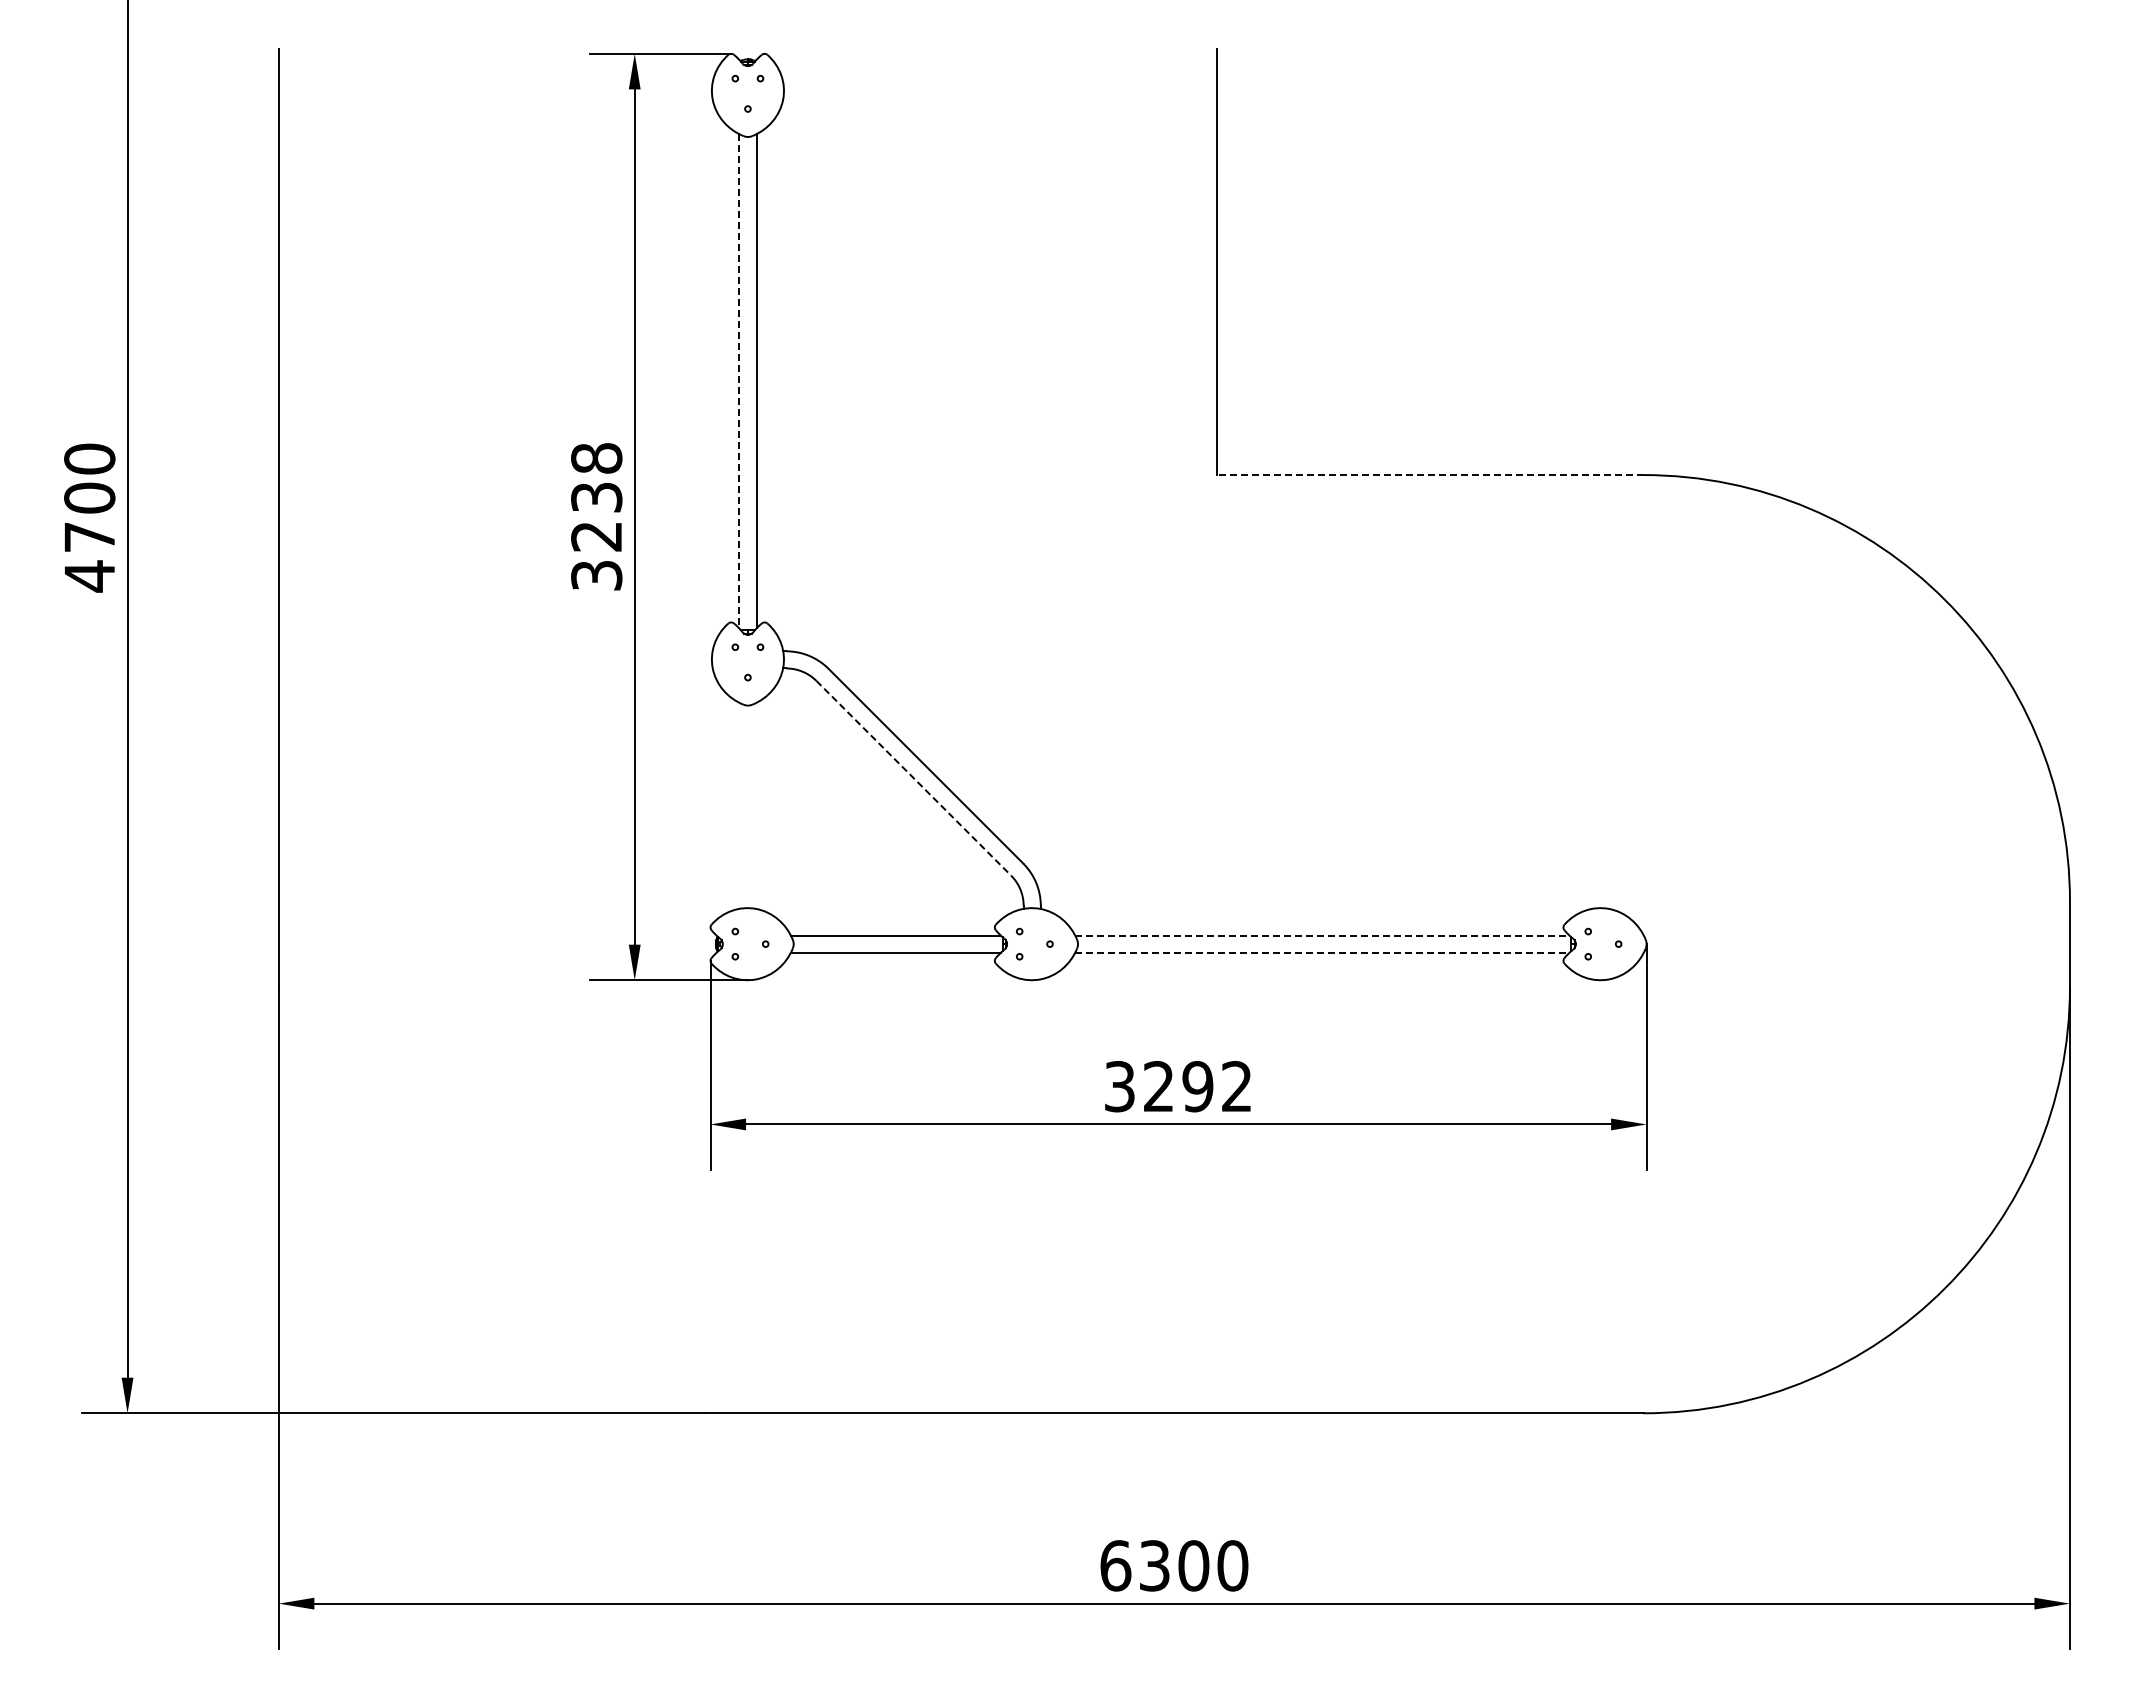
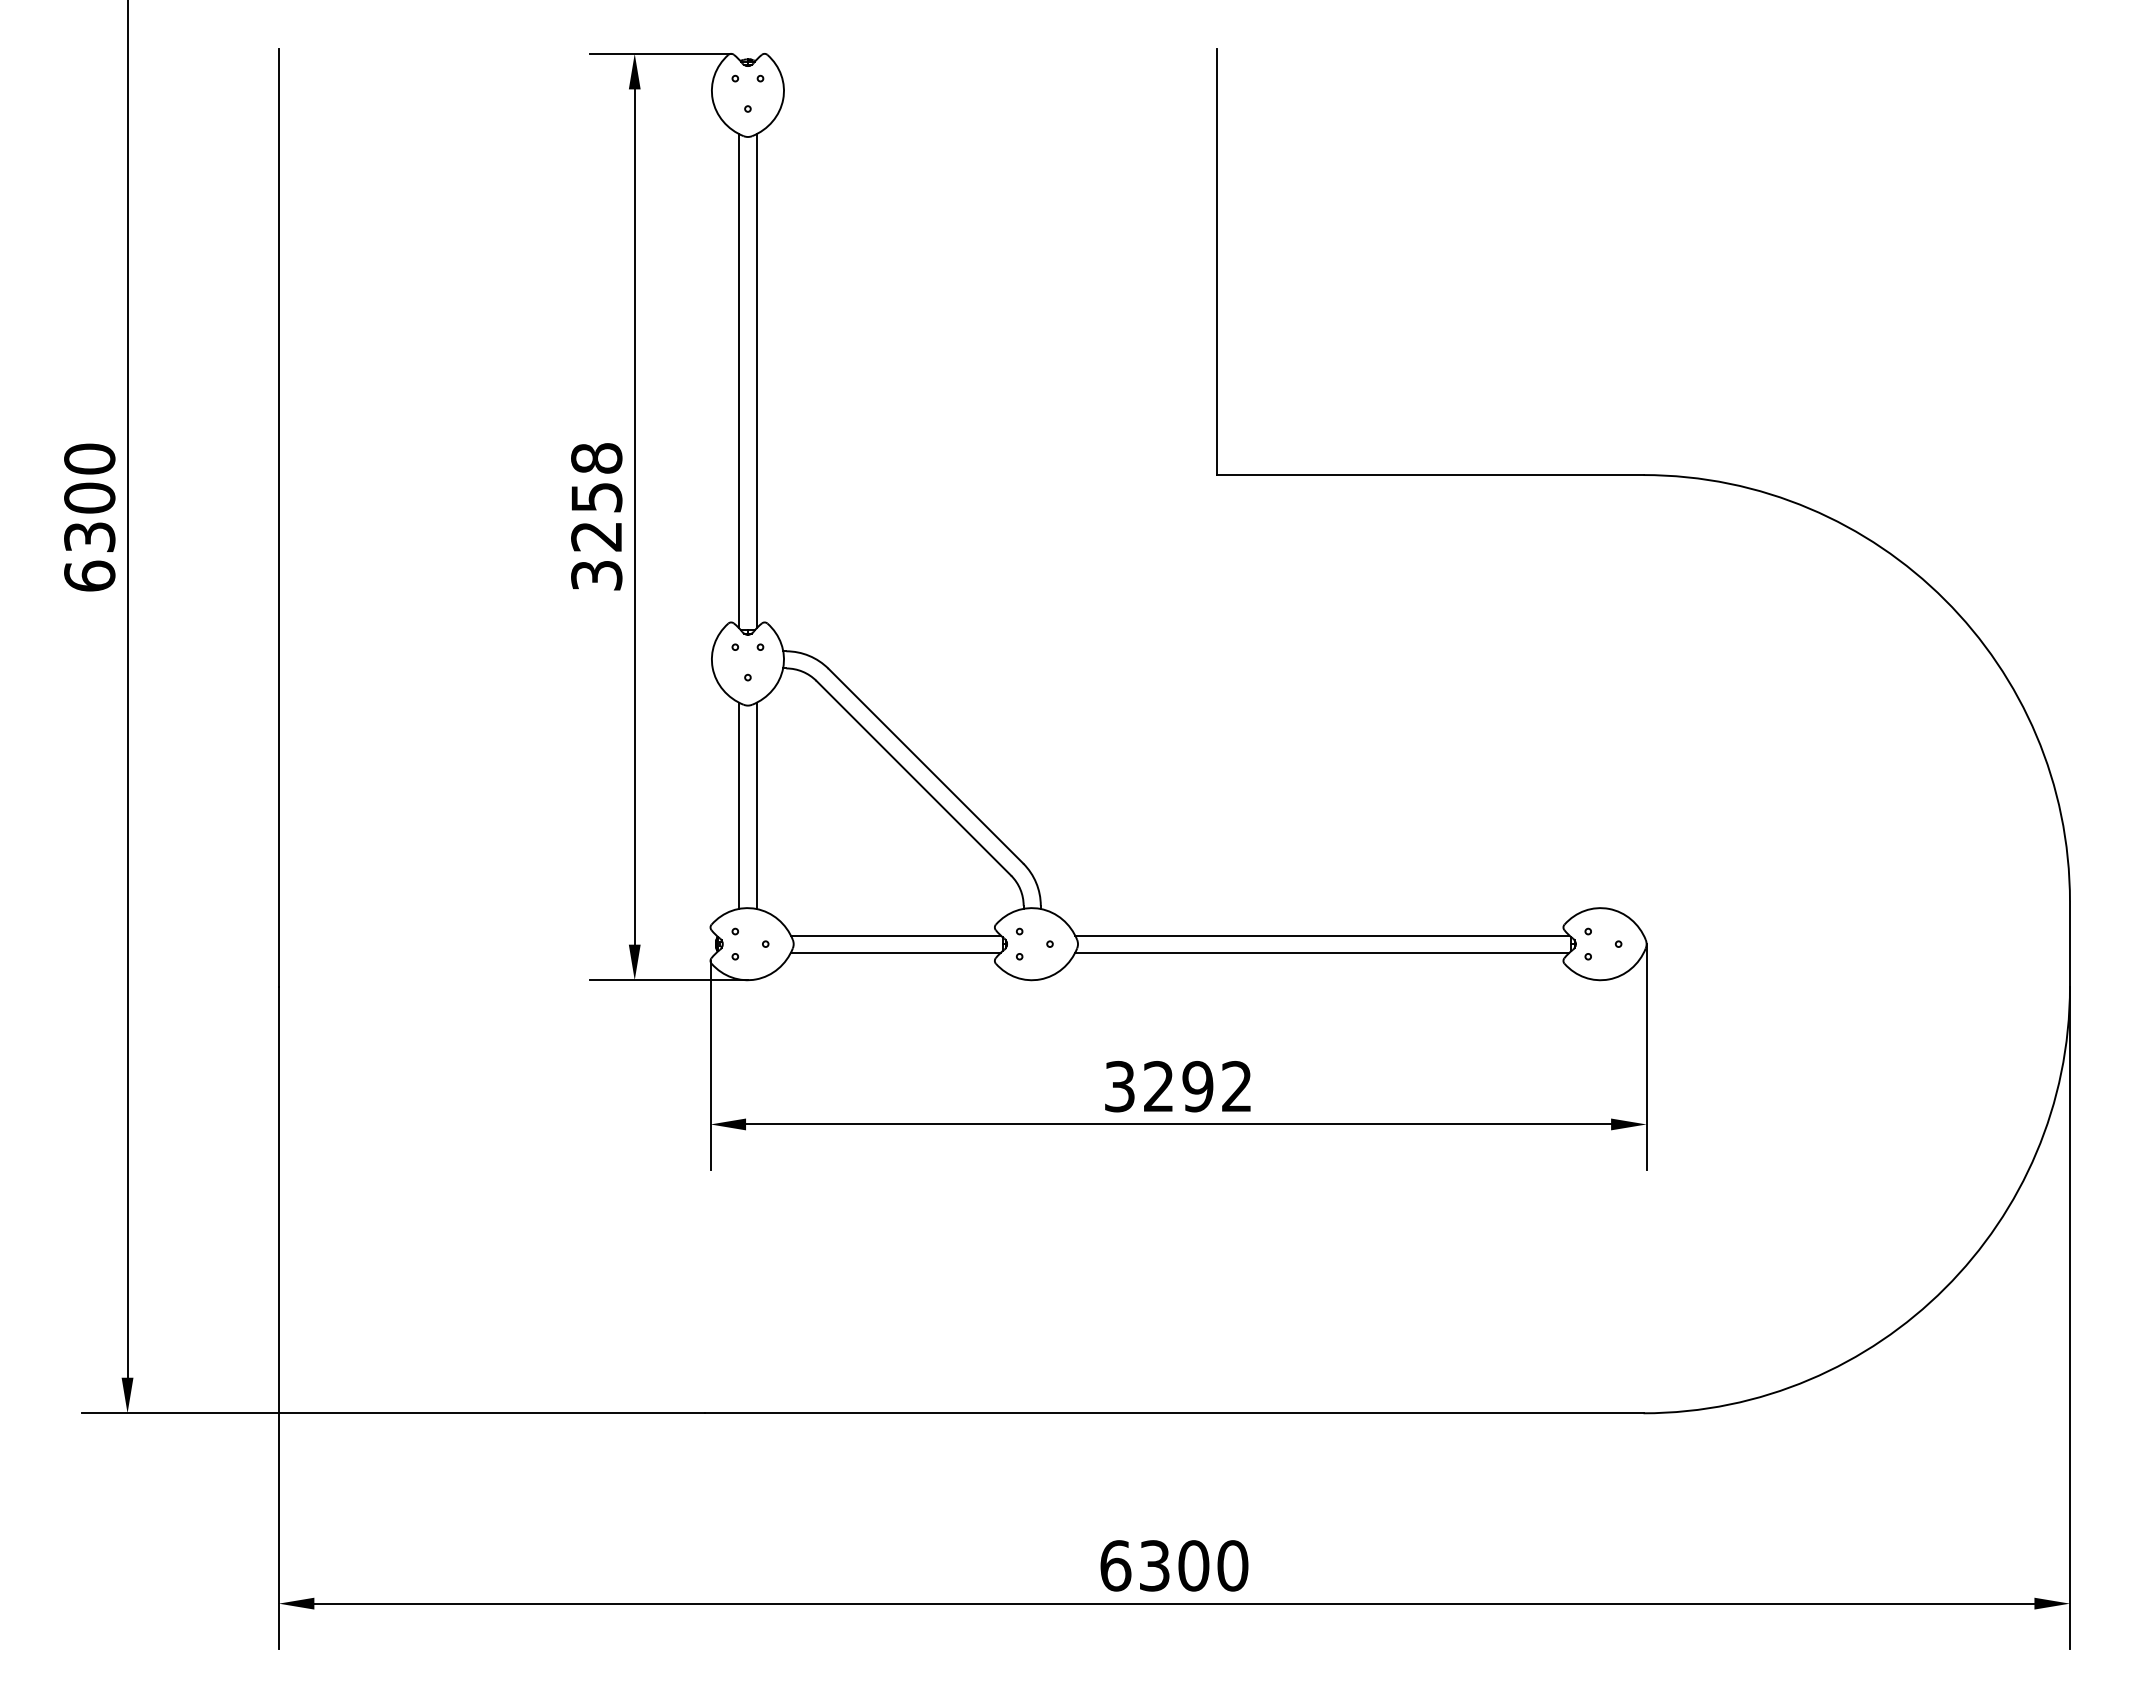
line: dashed -> solid (739, 381)
line: dashed -> solid (1429, 475)
text: 3238 -> 3258 (596, 496)
text: 4700 -> 6300 (89, 557)
line: dashed -> solid (913, 778)
line: none -> present (739, 805)
line: none -> present (756, 805)
line: dashed -> solid (1322, 935)
line: dashed -> solid (1322, 952)
